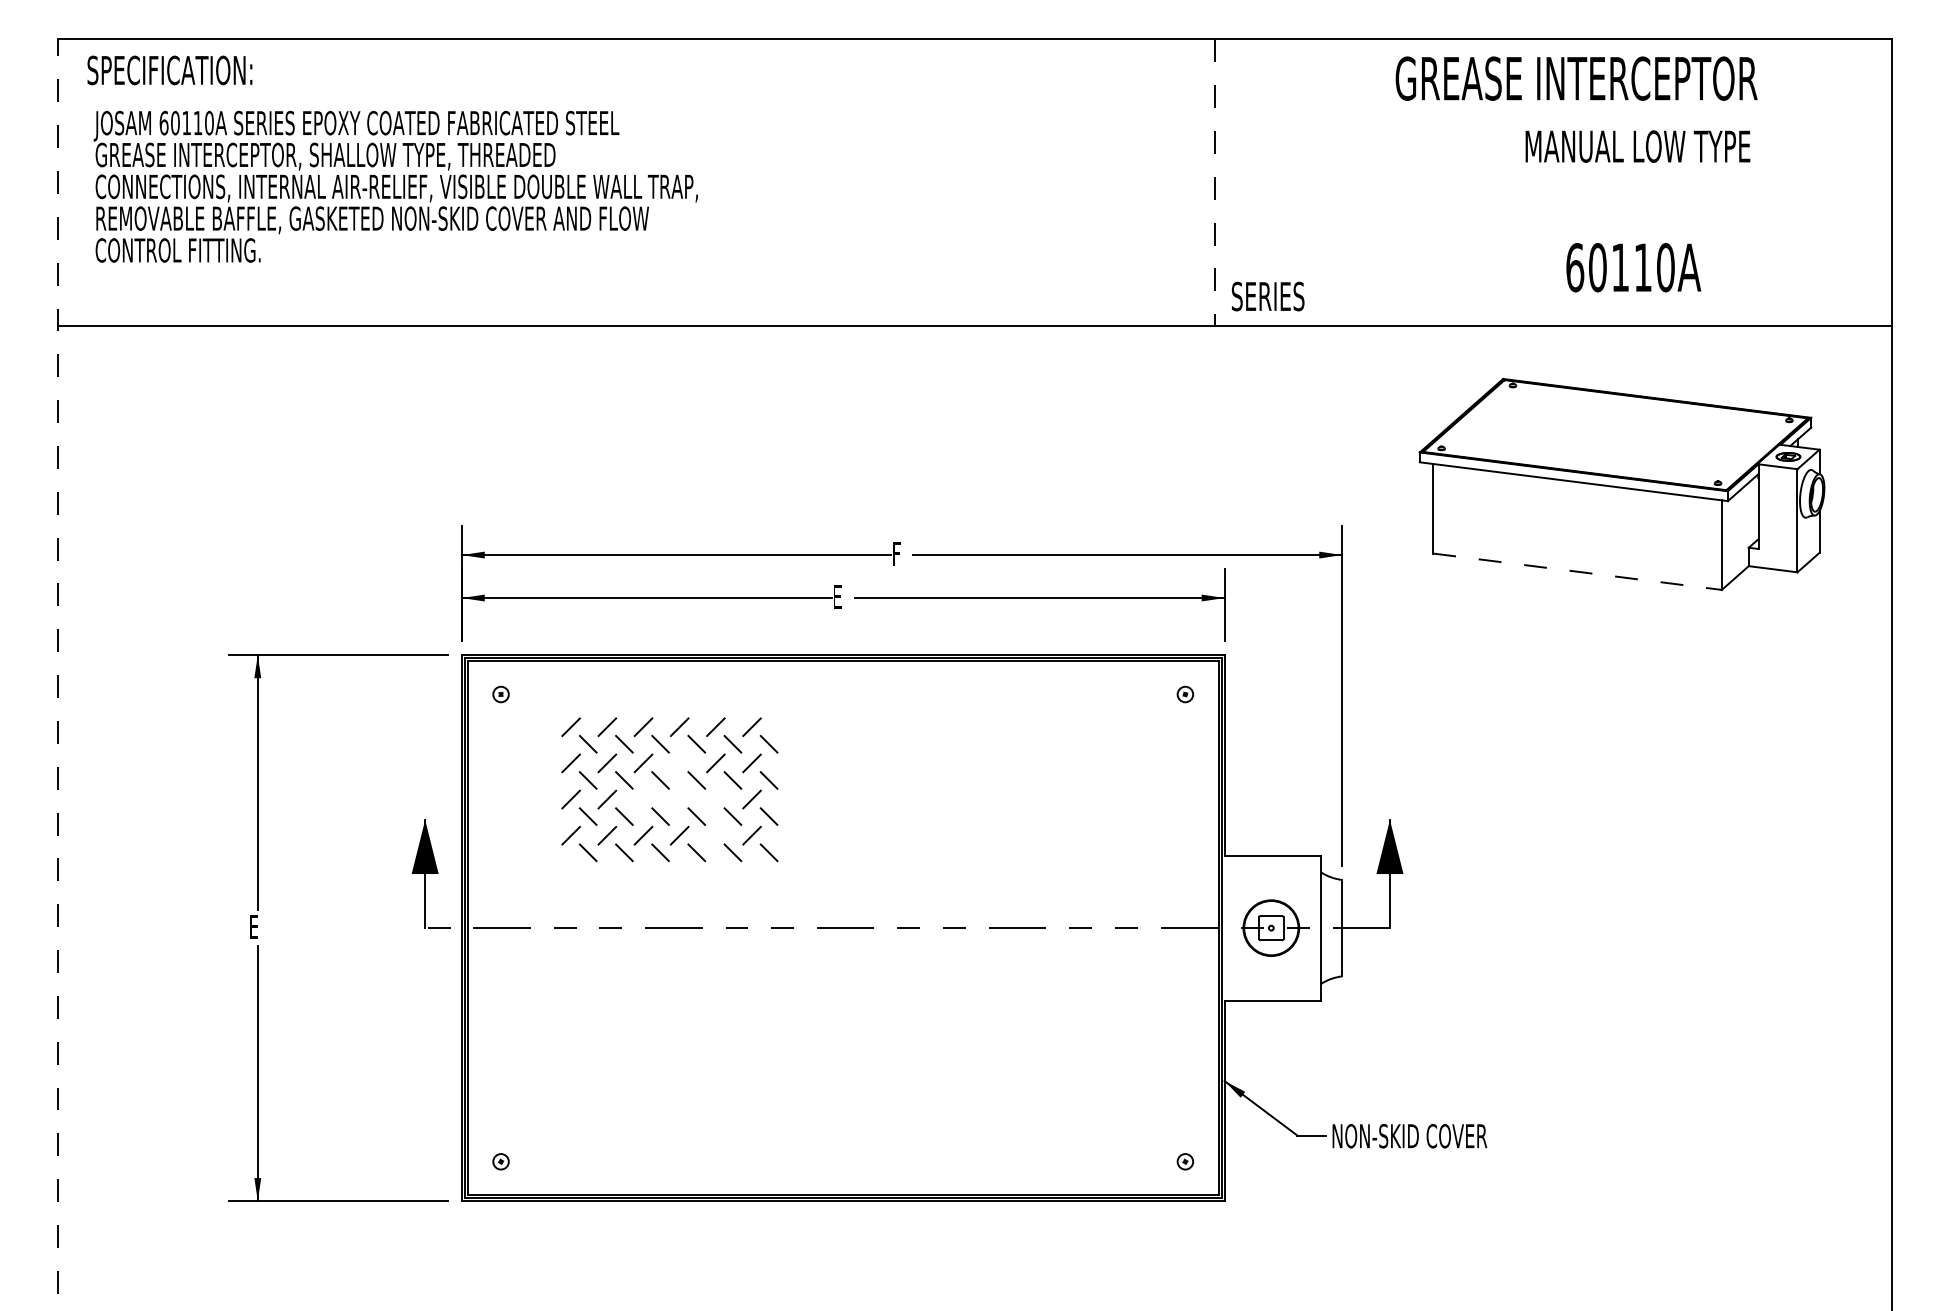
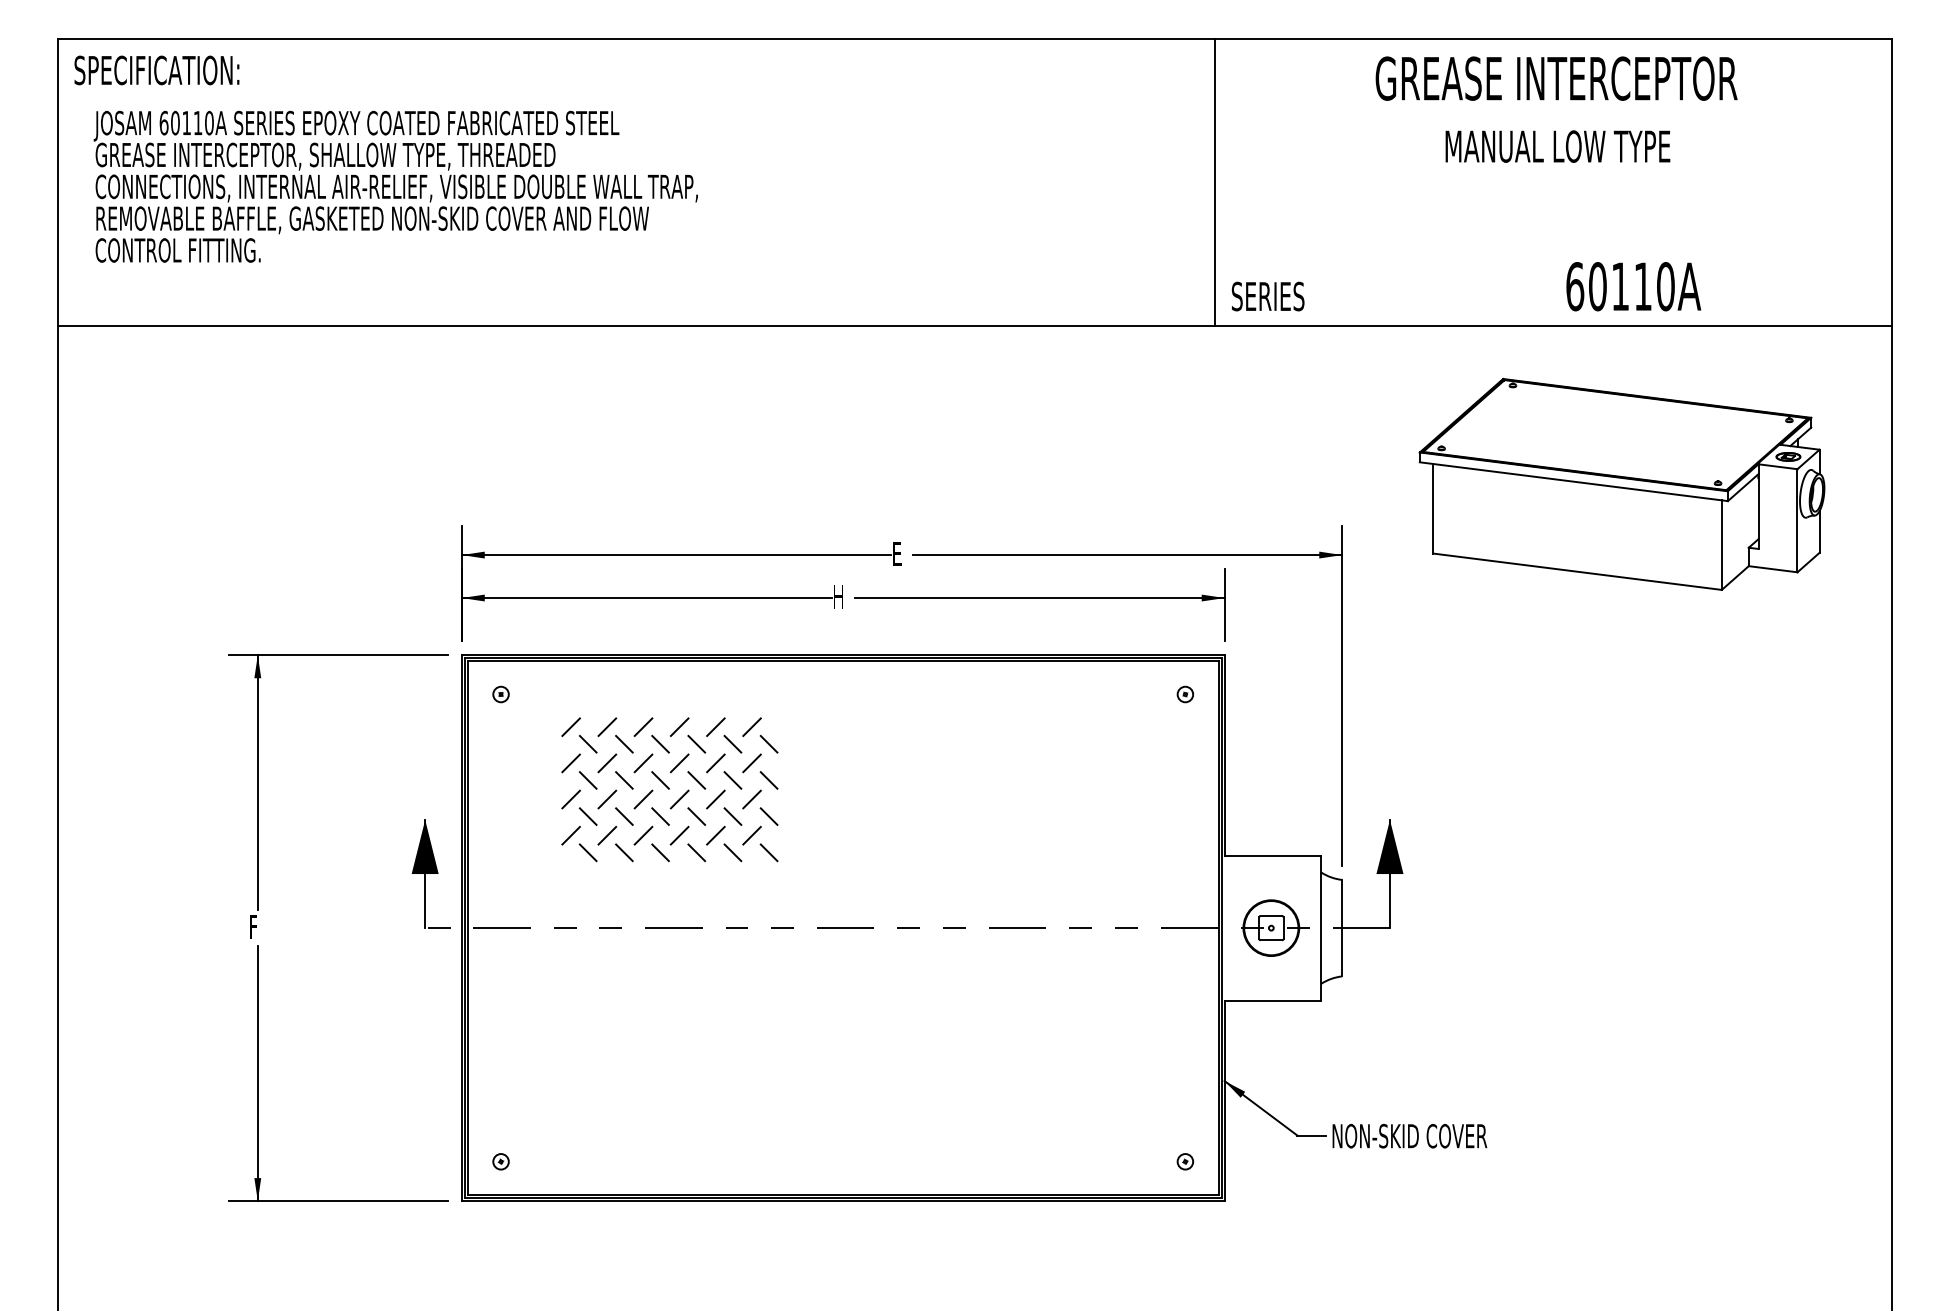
text position: (169, 70) -> (156, 70) (156, 70)
text position: (1576, 78) -> (1556, 78) (1556, 78)
text position: (1637, 146) -> (1557, 146) (1557, 146)
line: dashed -> solid (1214, 183)
text position: (1633, 267) -> (1633, 286) (1633, 286)
text: F -> E (898, 558)
line: dashed -> solid (1578, 571)
text: E -> H (838, 596)
line: dashed -> solid (58, 674)
line: none -> present (679, 763)
line: none -> present (643, 799)
line: none -> present (679, 799)
line: none -> present (715, 799)
line: none -> present (715, 835)
text: E -> F (254, 926)
